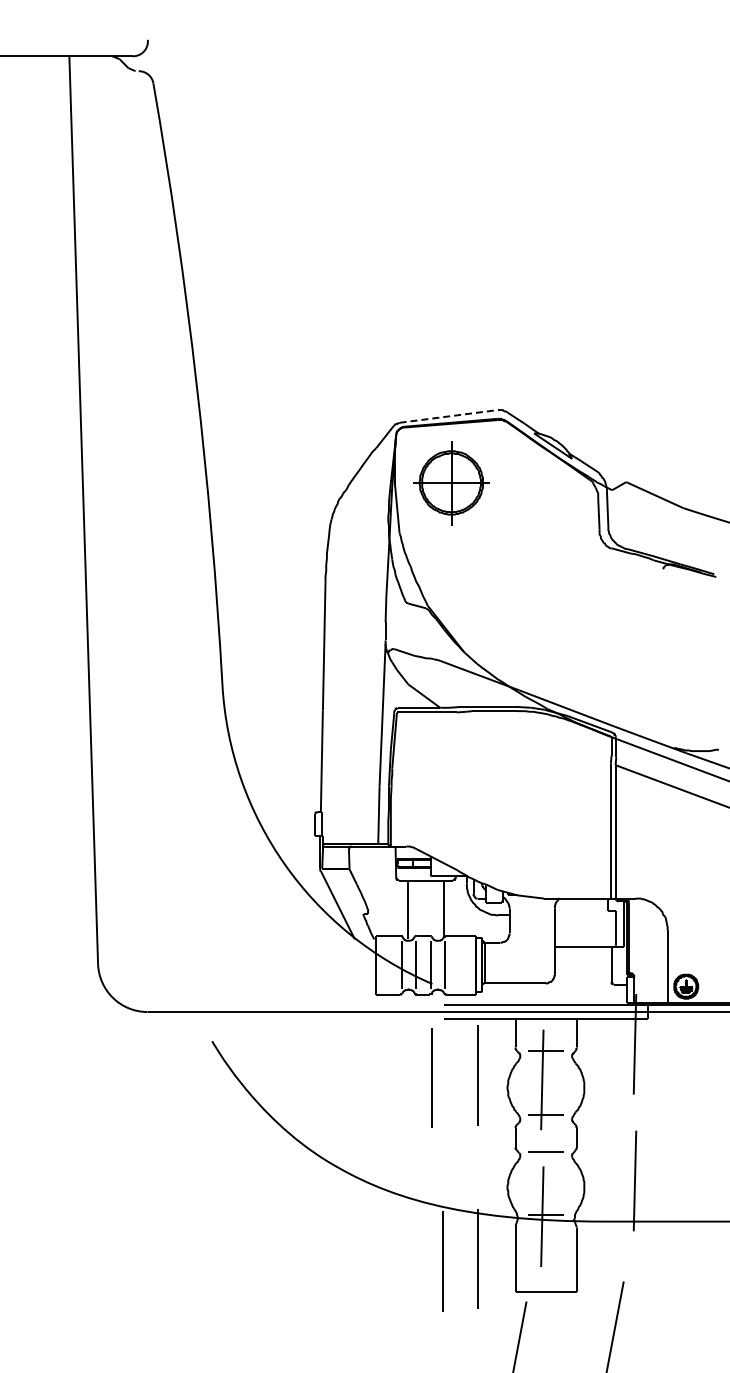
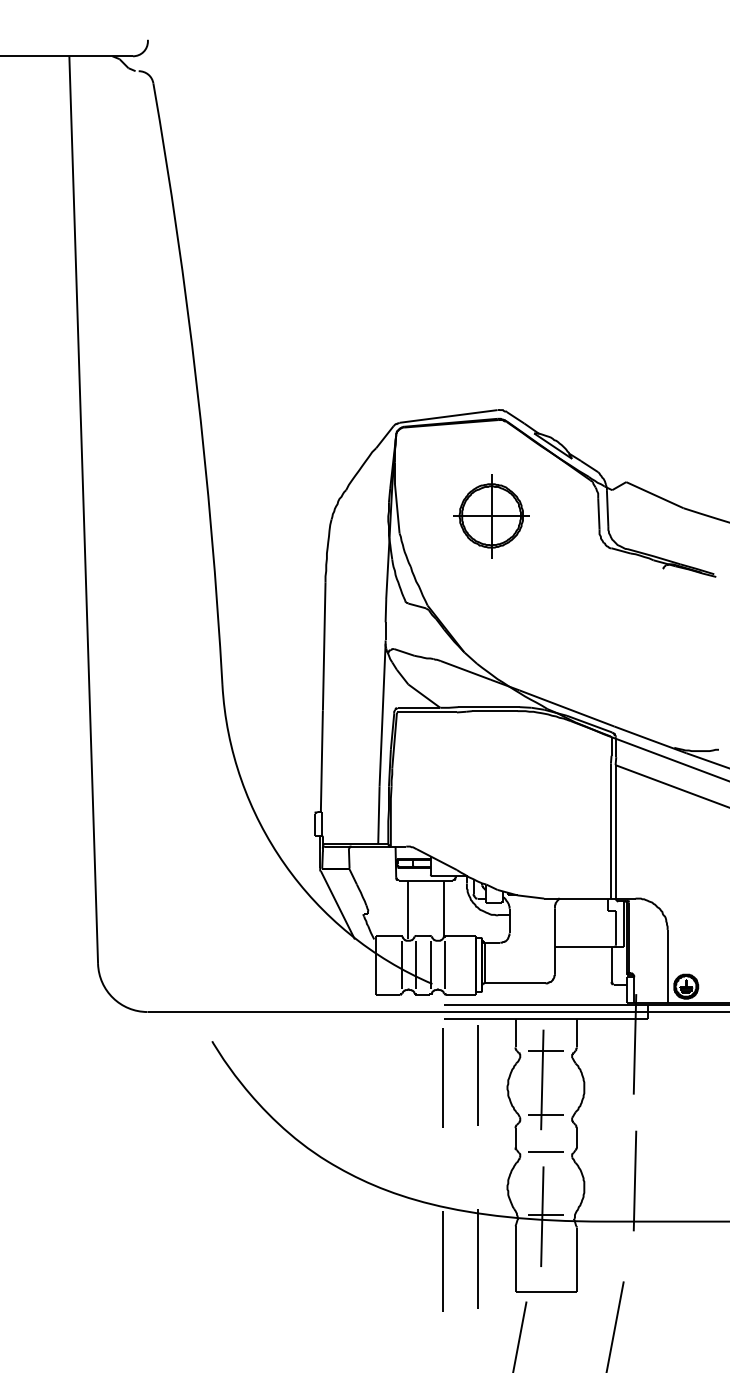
line: dashed -> solid (449, 416)
part position: (451, 483) -> (491, 516) (491, 516)
line position: (431, 1077) -> (442, 1077) (442, 1077)
